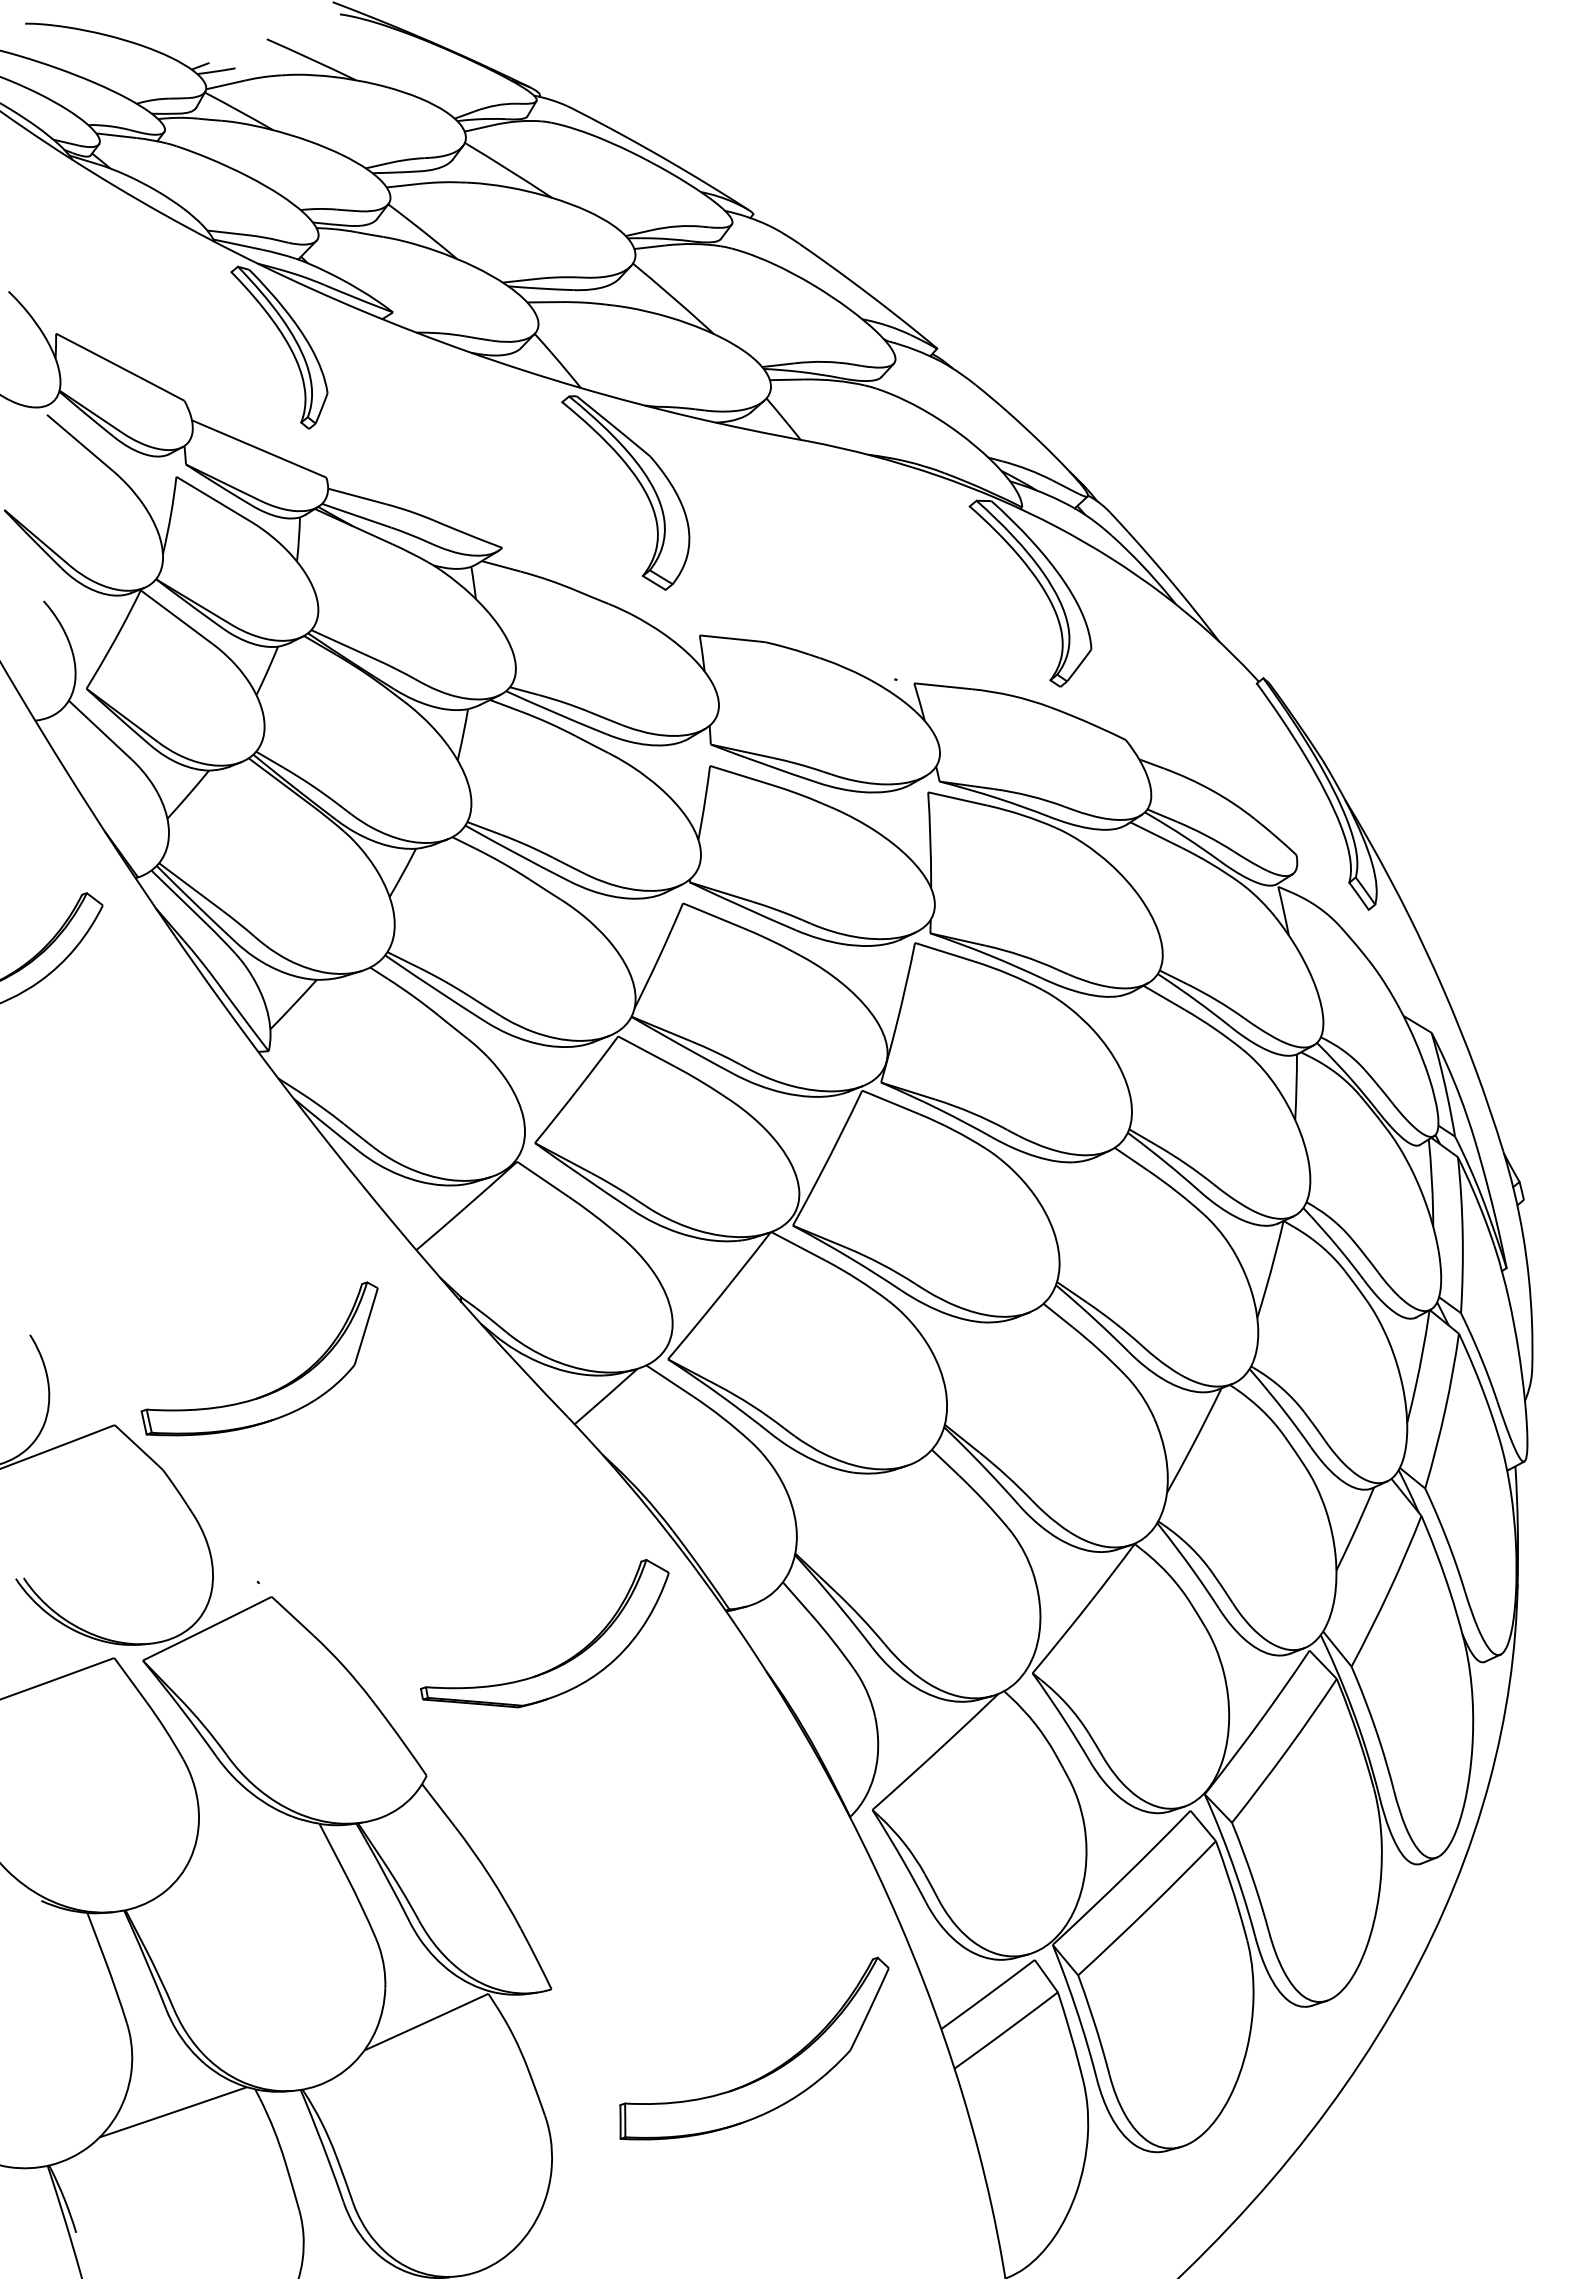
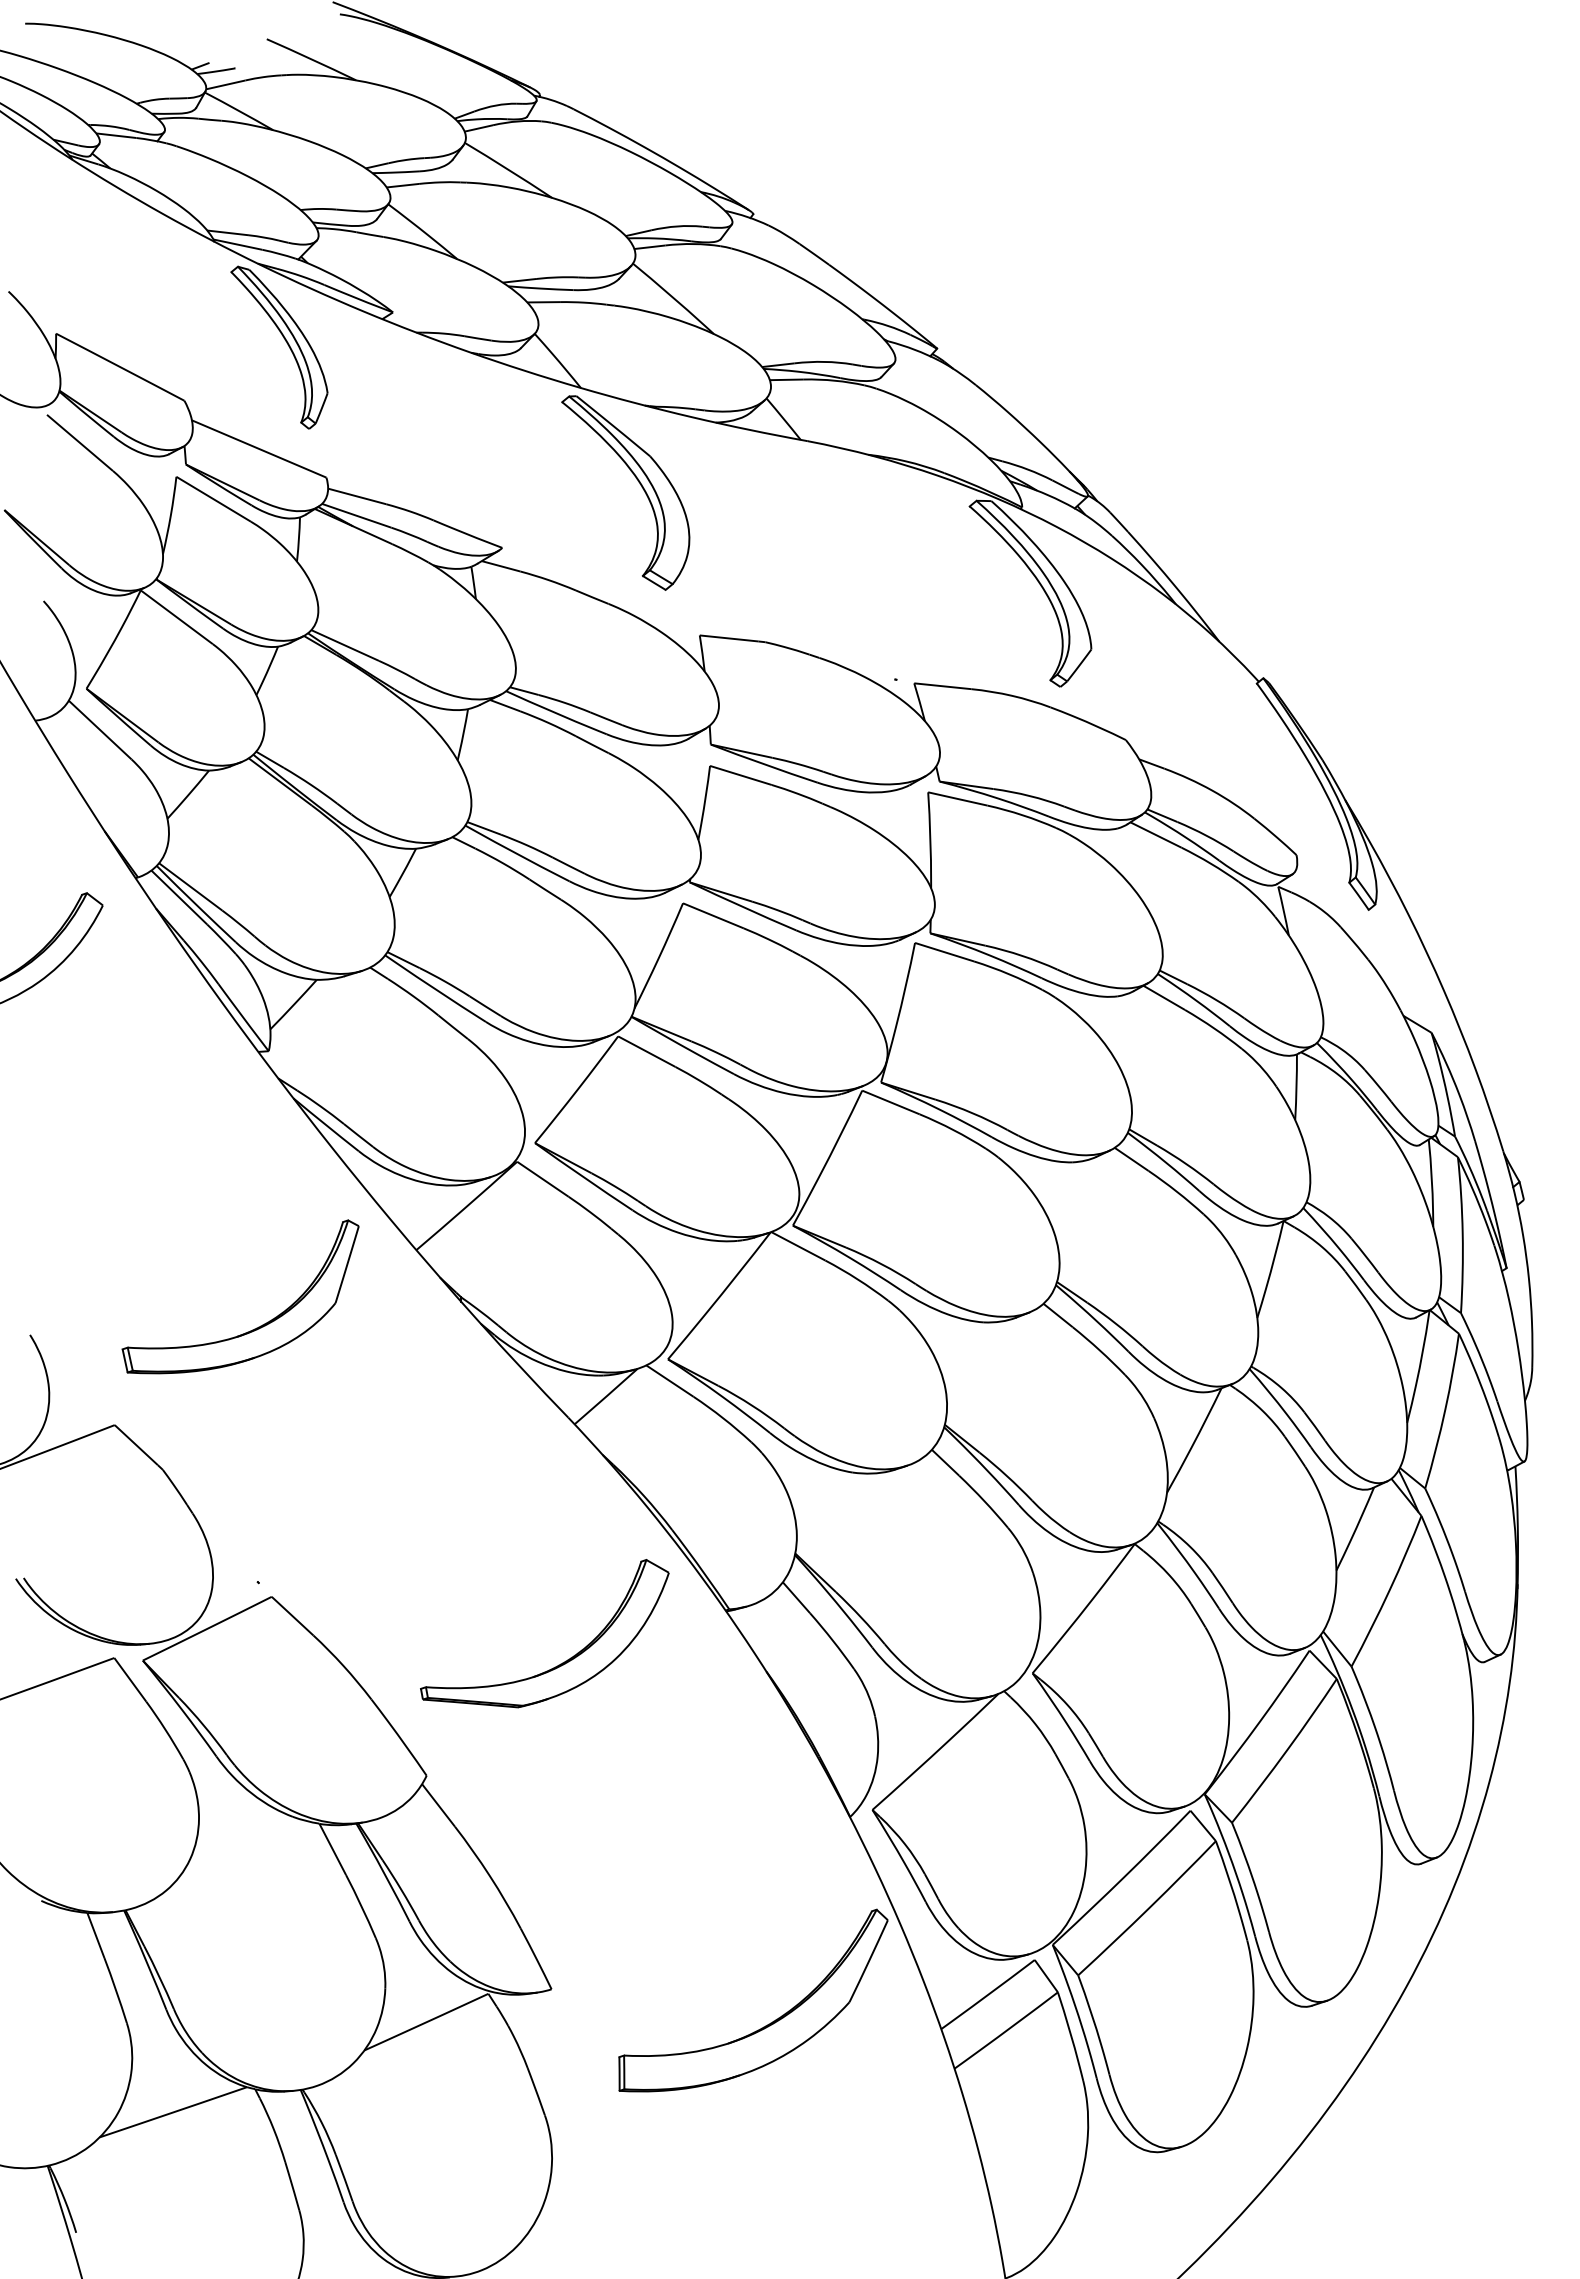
part position: (275, 1389) -> (256, 1327) (256, 1327)
part position: (766, 2073) -> (765, 2025) (765, 2025)
